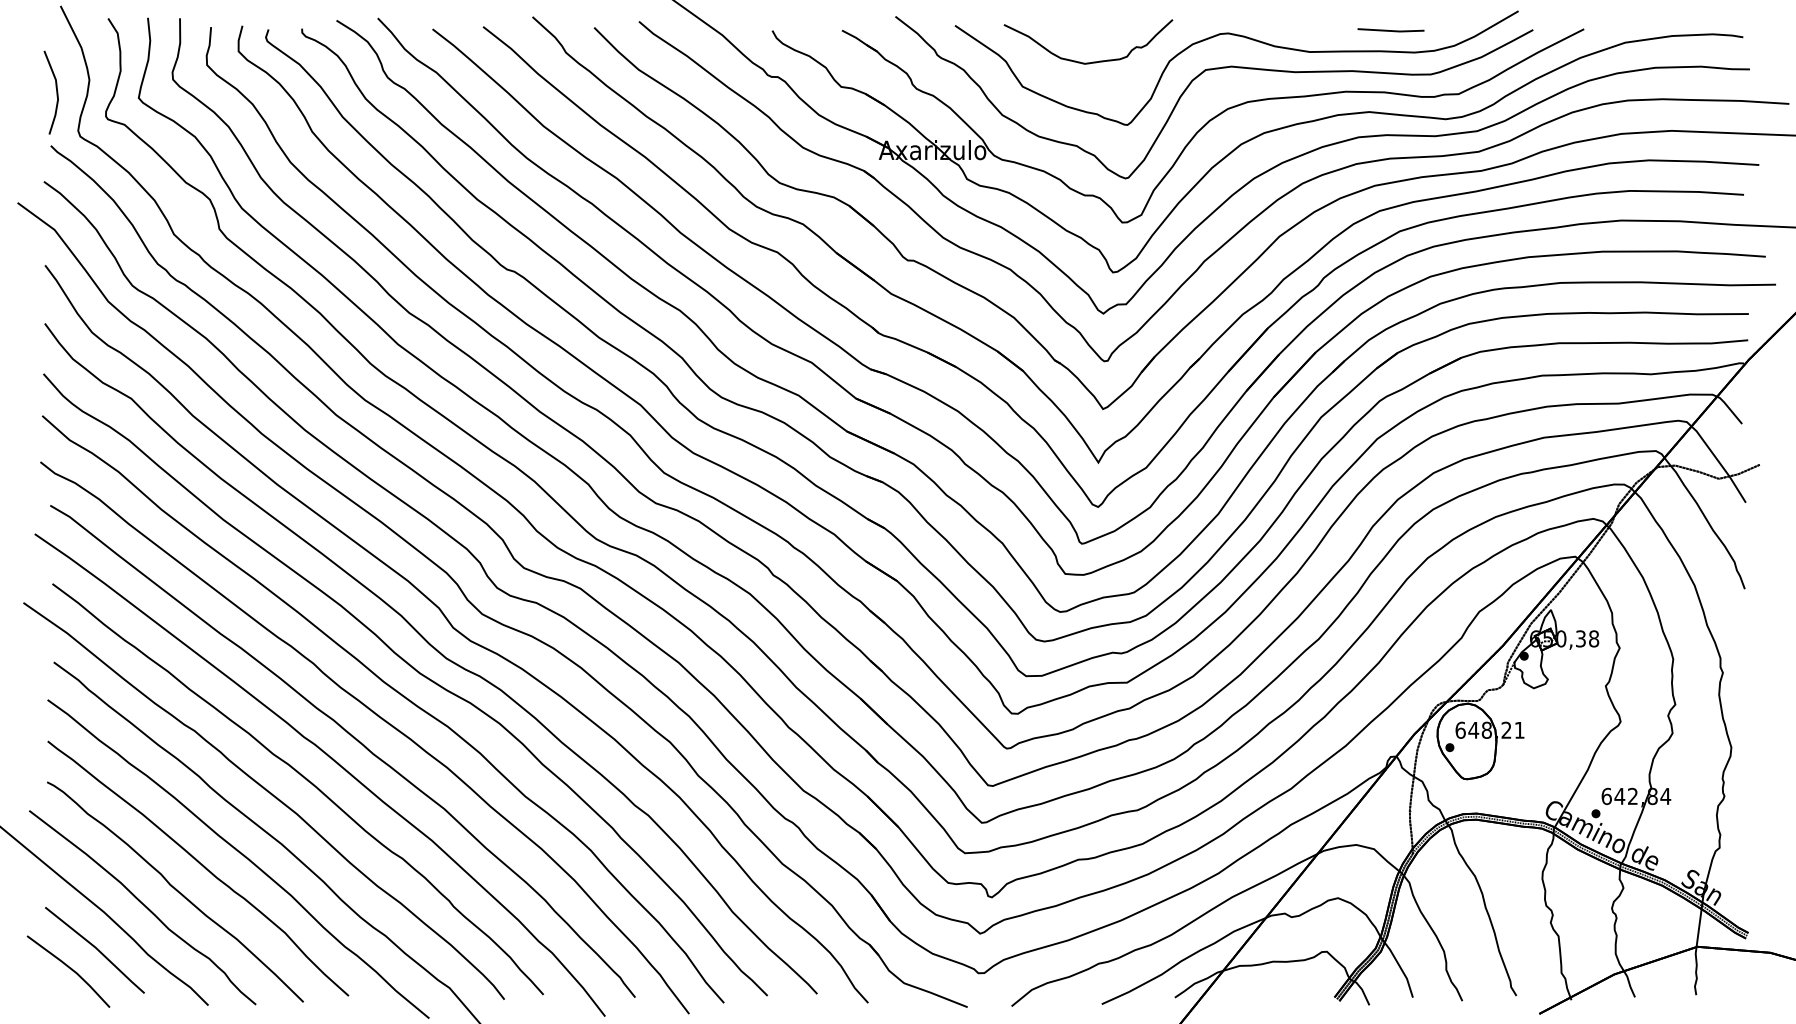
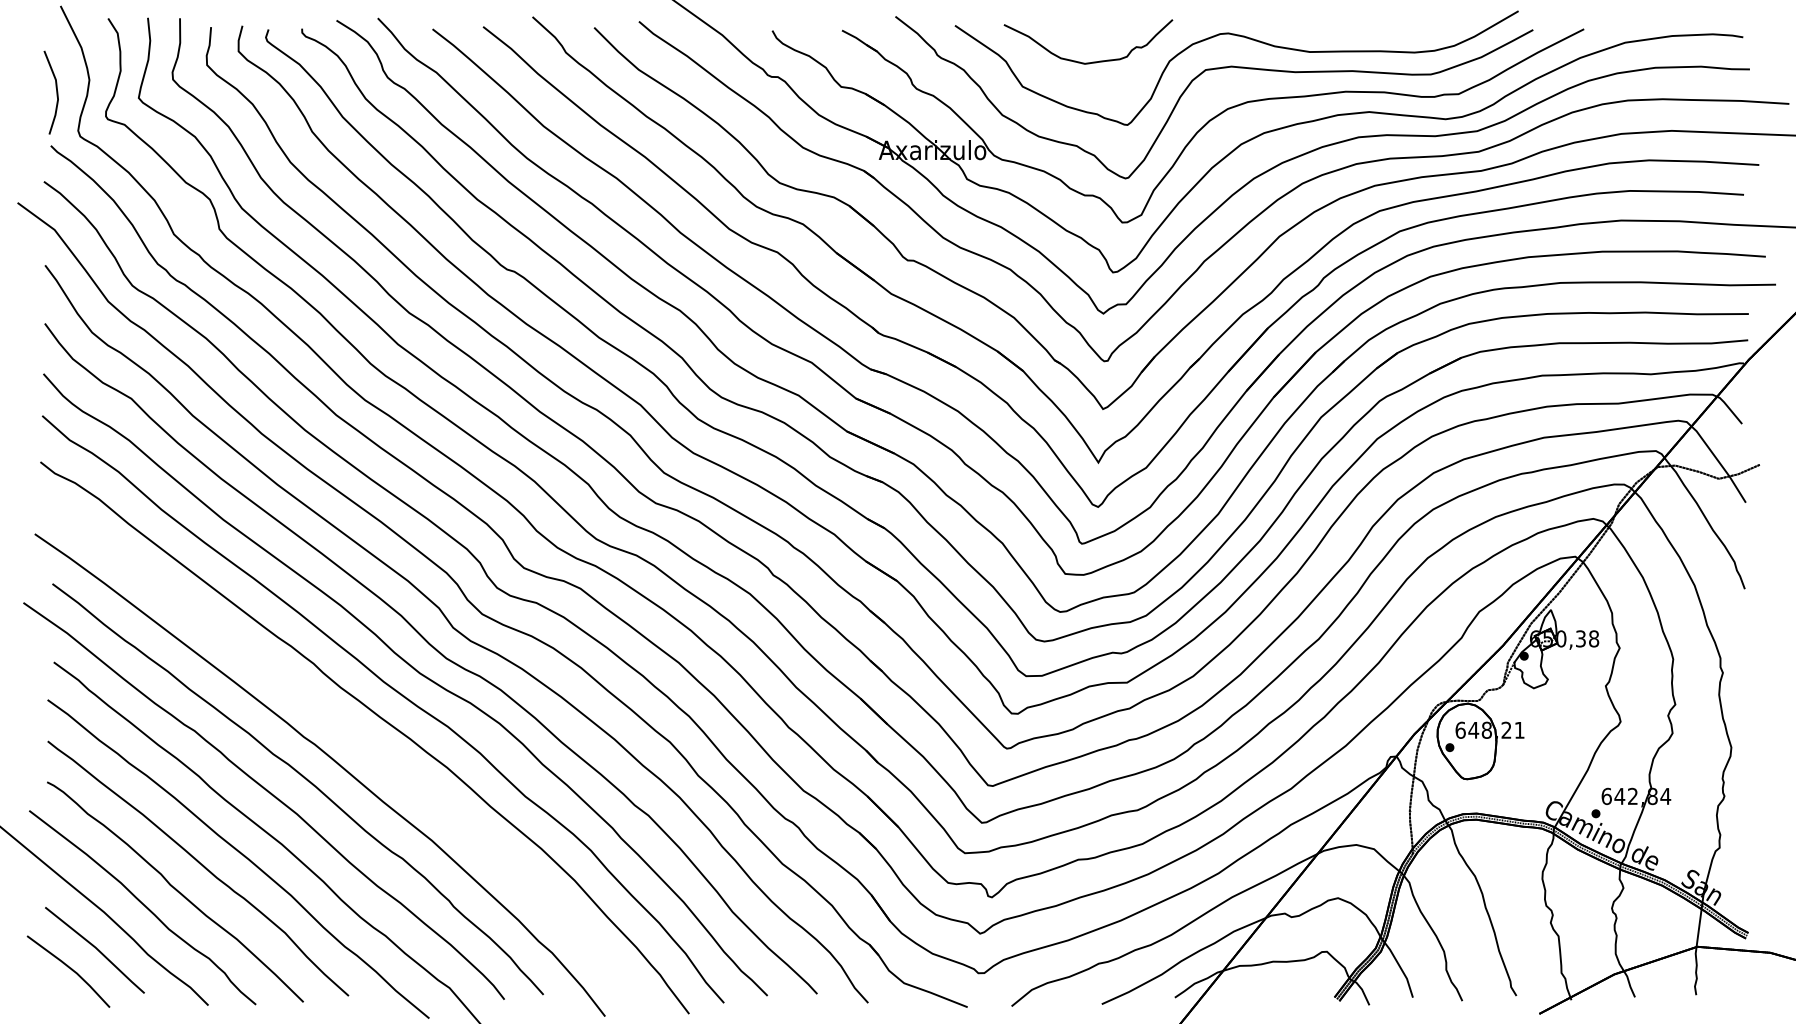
line: present -> none (1390, 30)
part: present -> none (354, 739)
